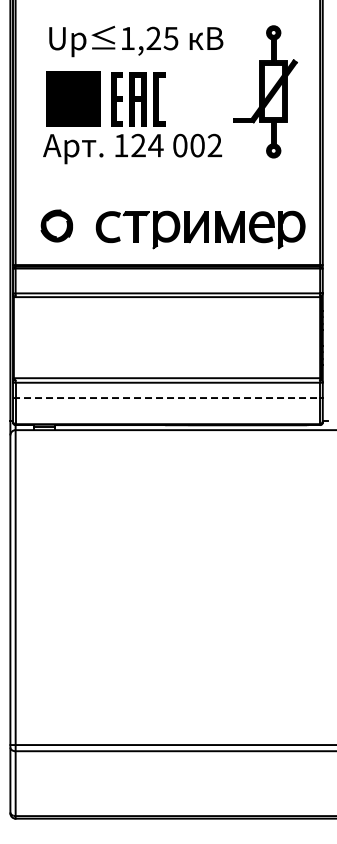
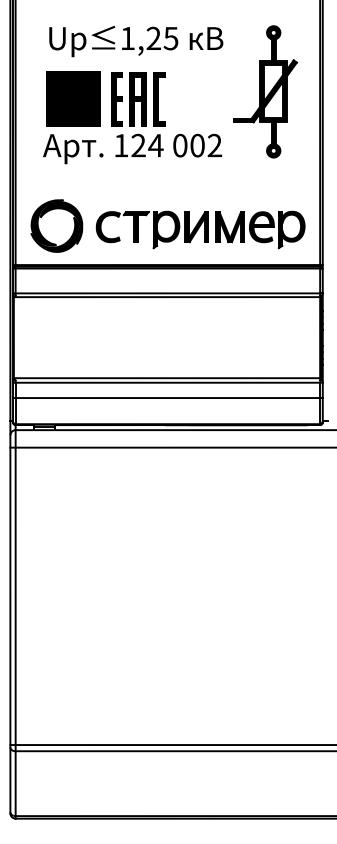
part size: 33x34 px -> 54x54 px (56, 225)
line: dashed -> solid (166, 398)
line: none -> present (171, 447)
